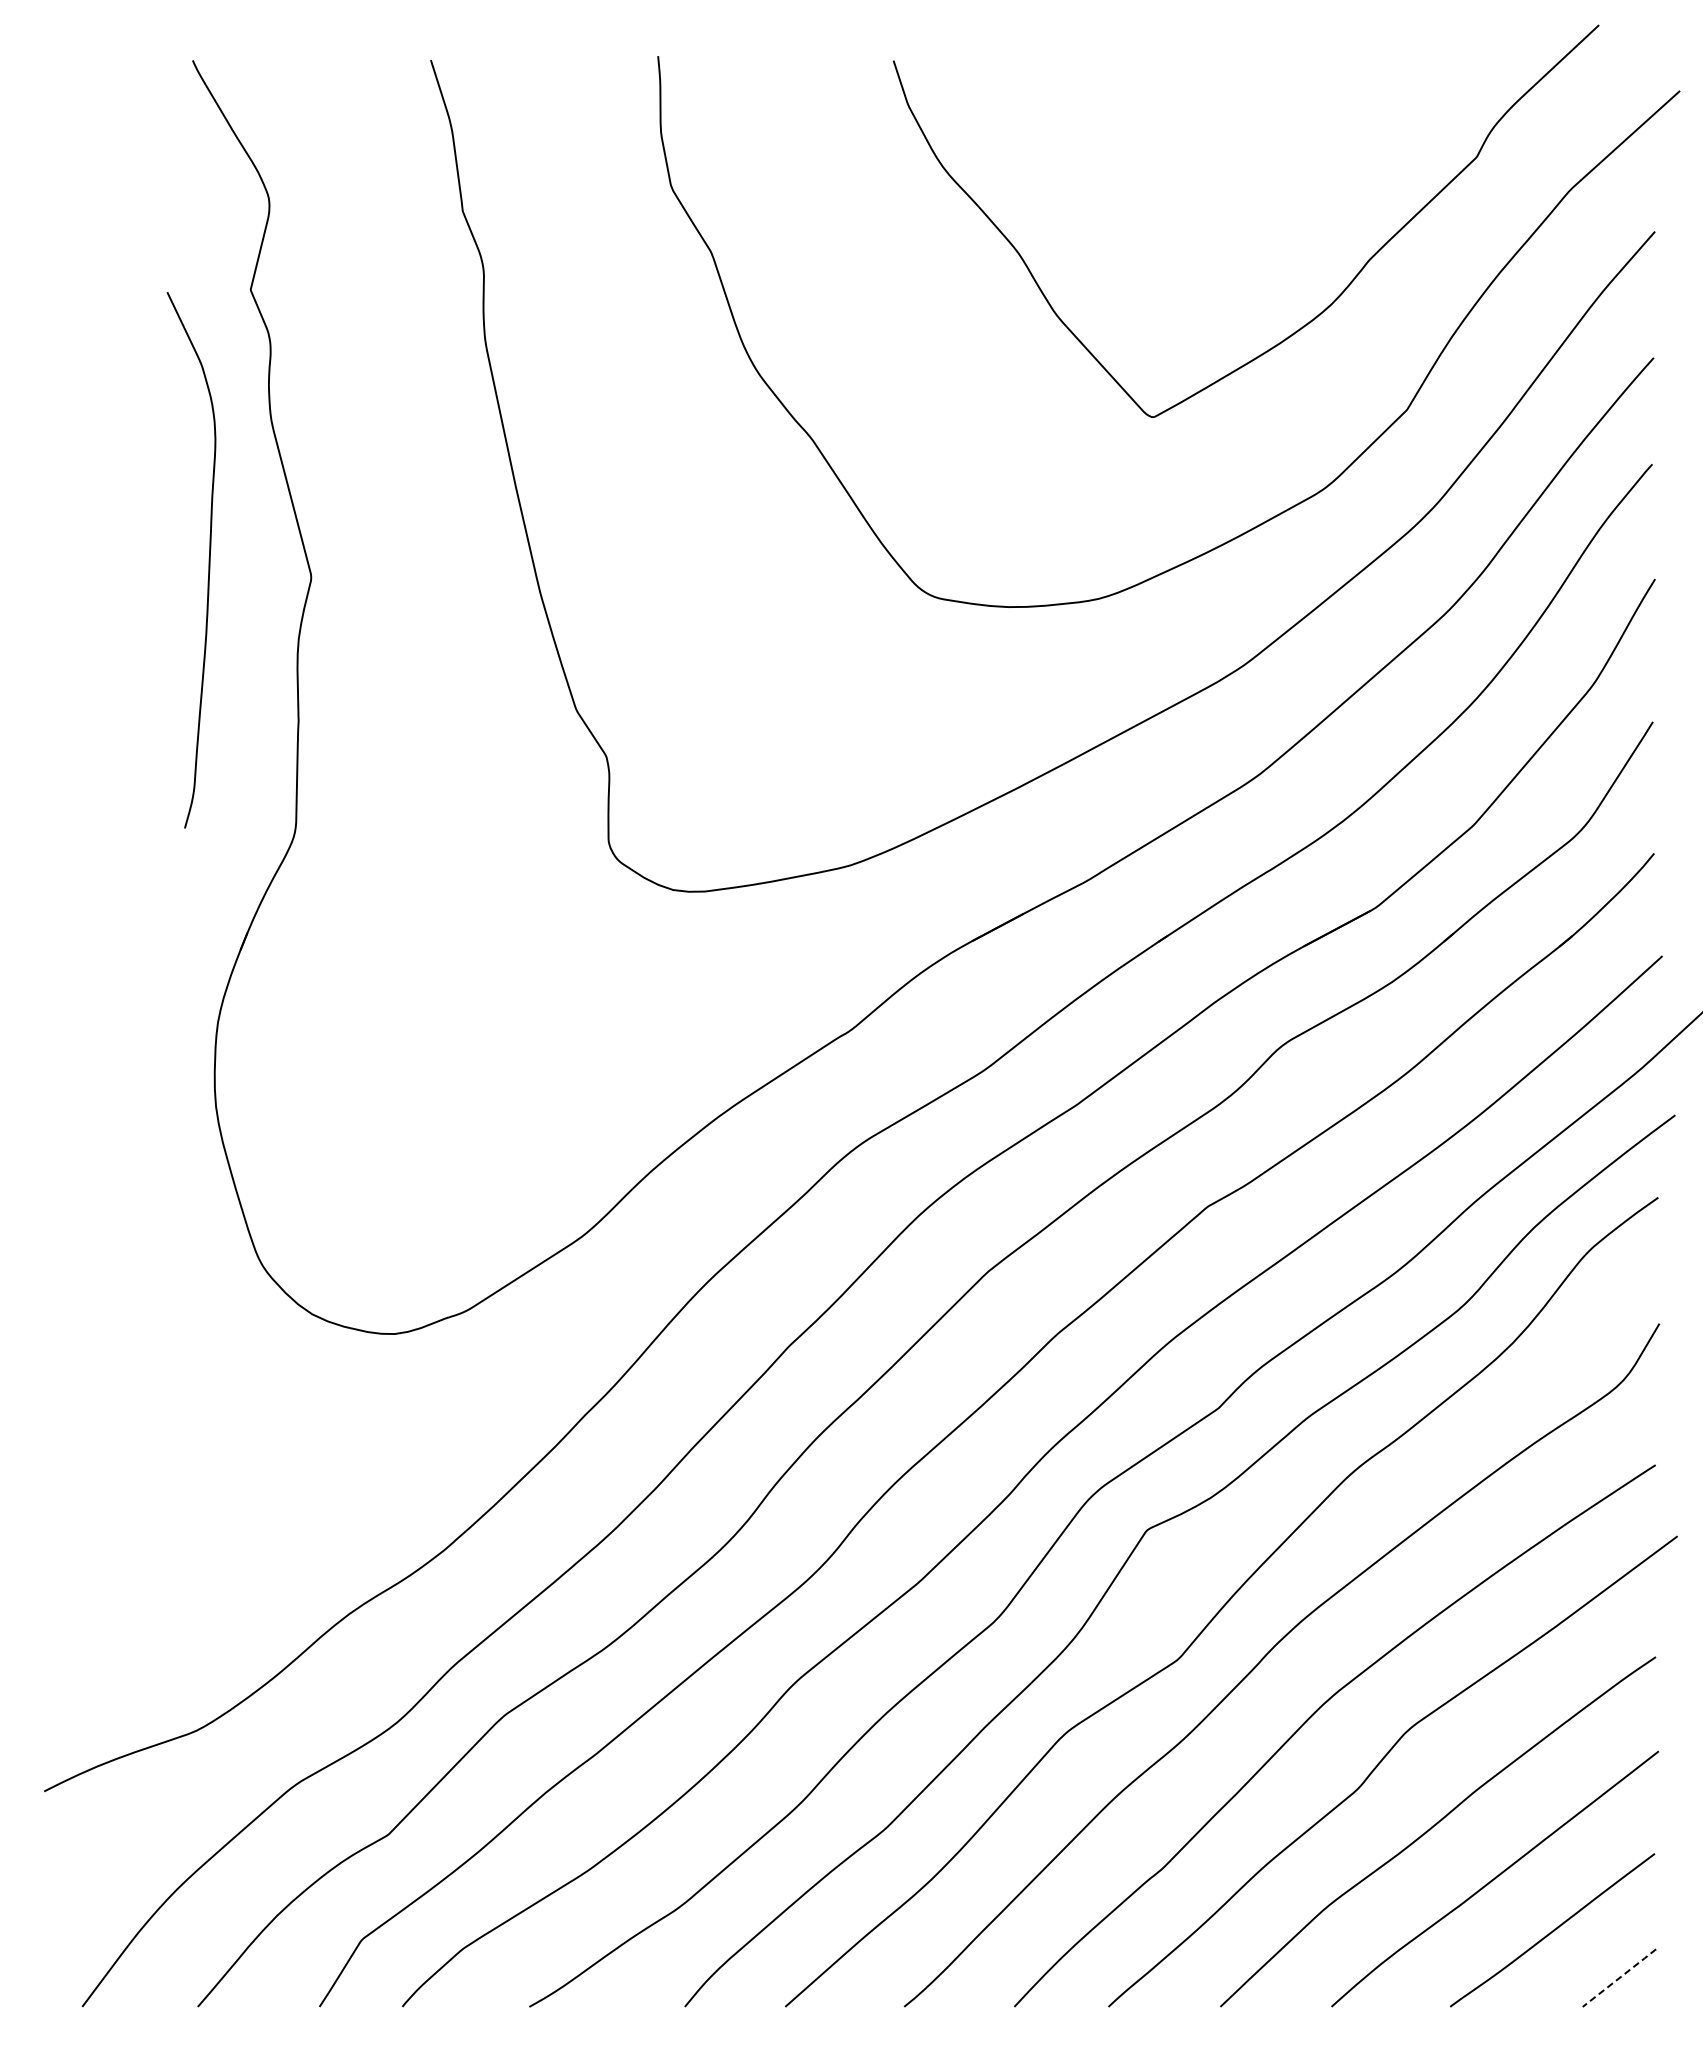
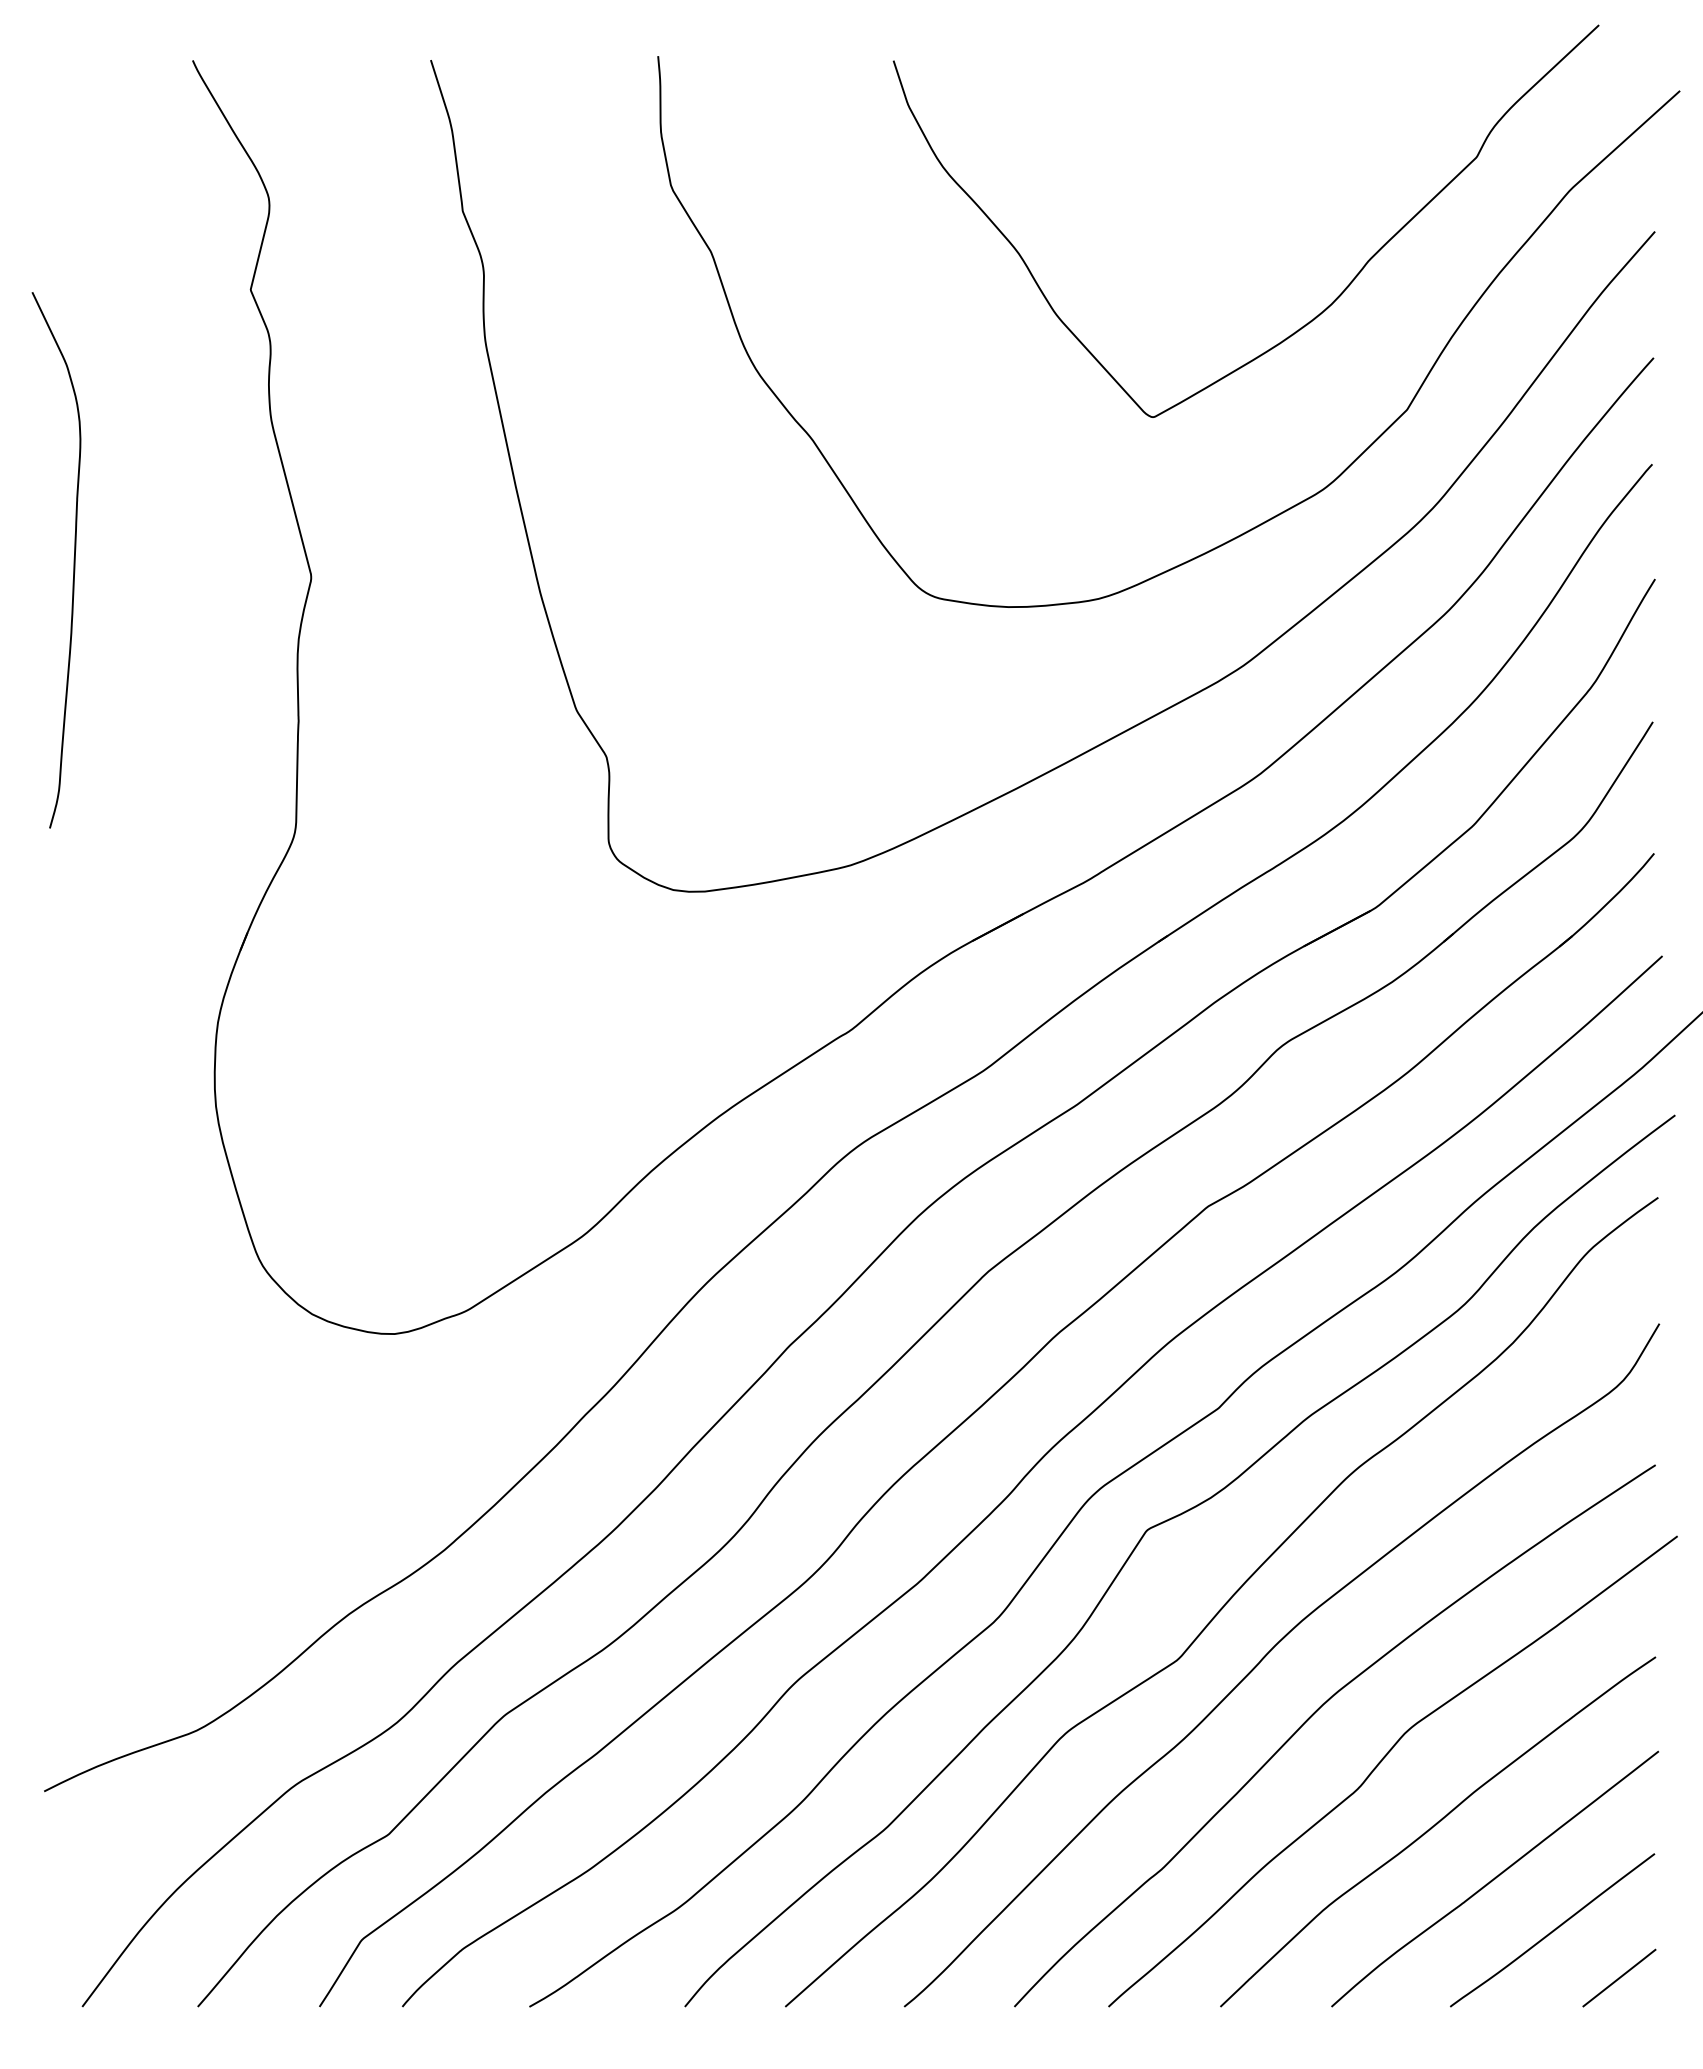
curve position: (208, 560) -> (73, 560) (73, 560)
line: dashed -> solid (1620, 1977)
